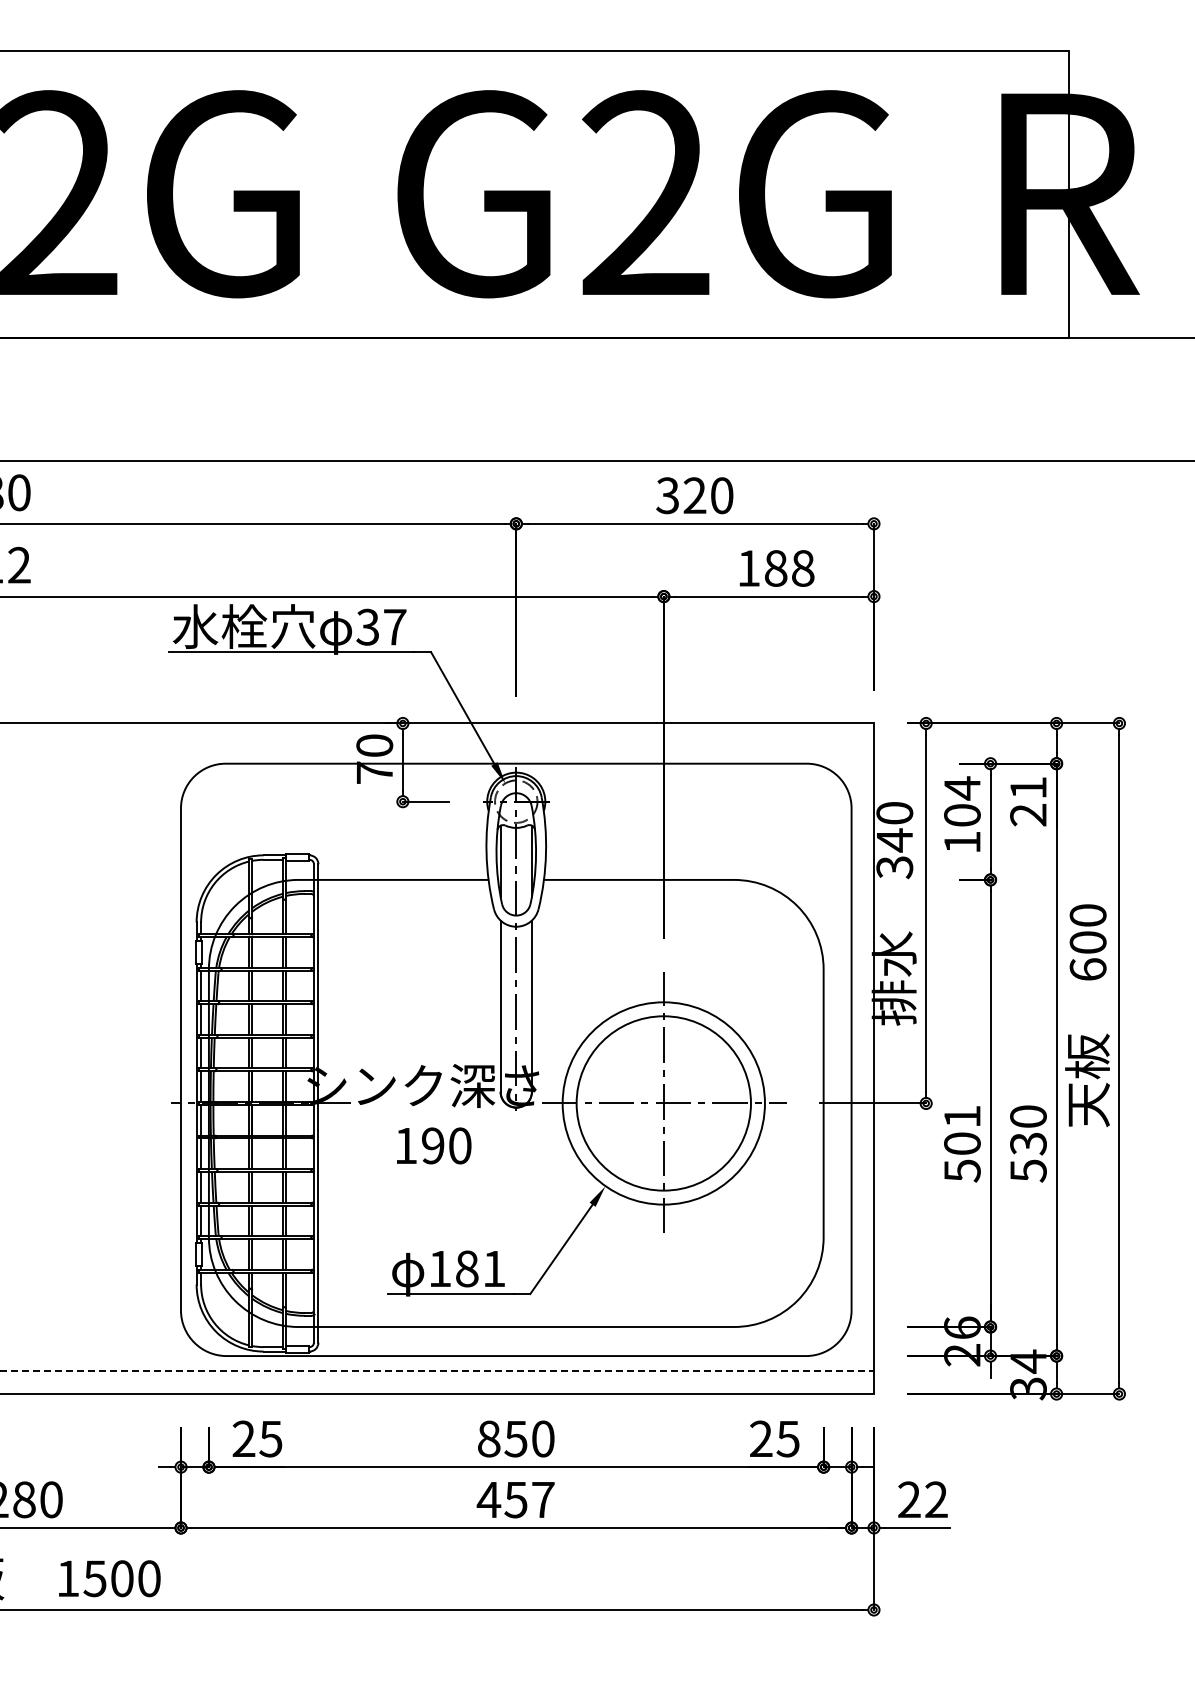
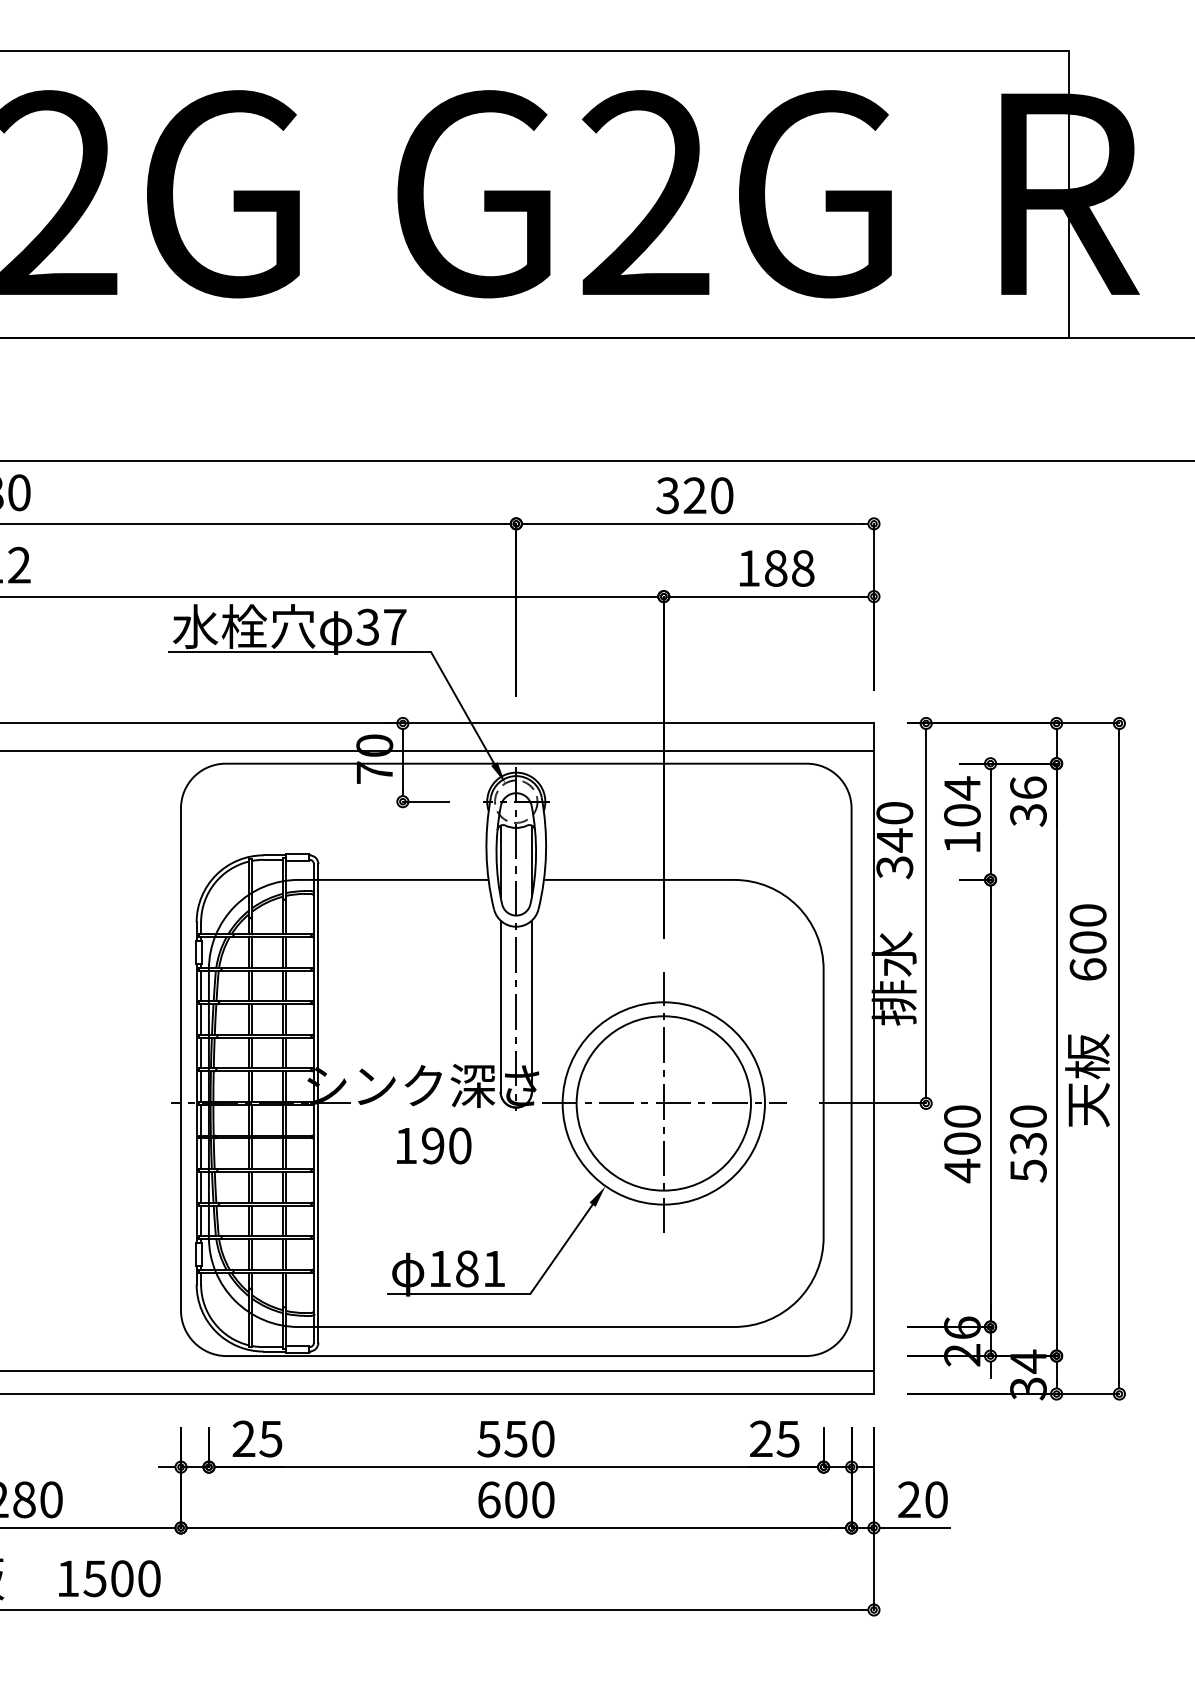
line: none -> present (437, 751)
text: 21 -> 36 (1028, 801)
text: 501 -> 400 (962, 1144)
line: dashed -> solid (437, 1370)
text: 850 -> 550 (488, 1438)
text: 457 -> 600 (515, 1499)
text: 22 -> 20 (936, 1499)
